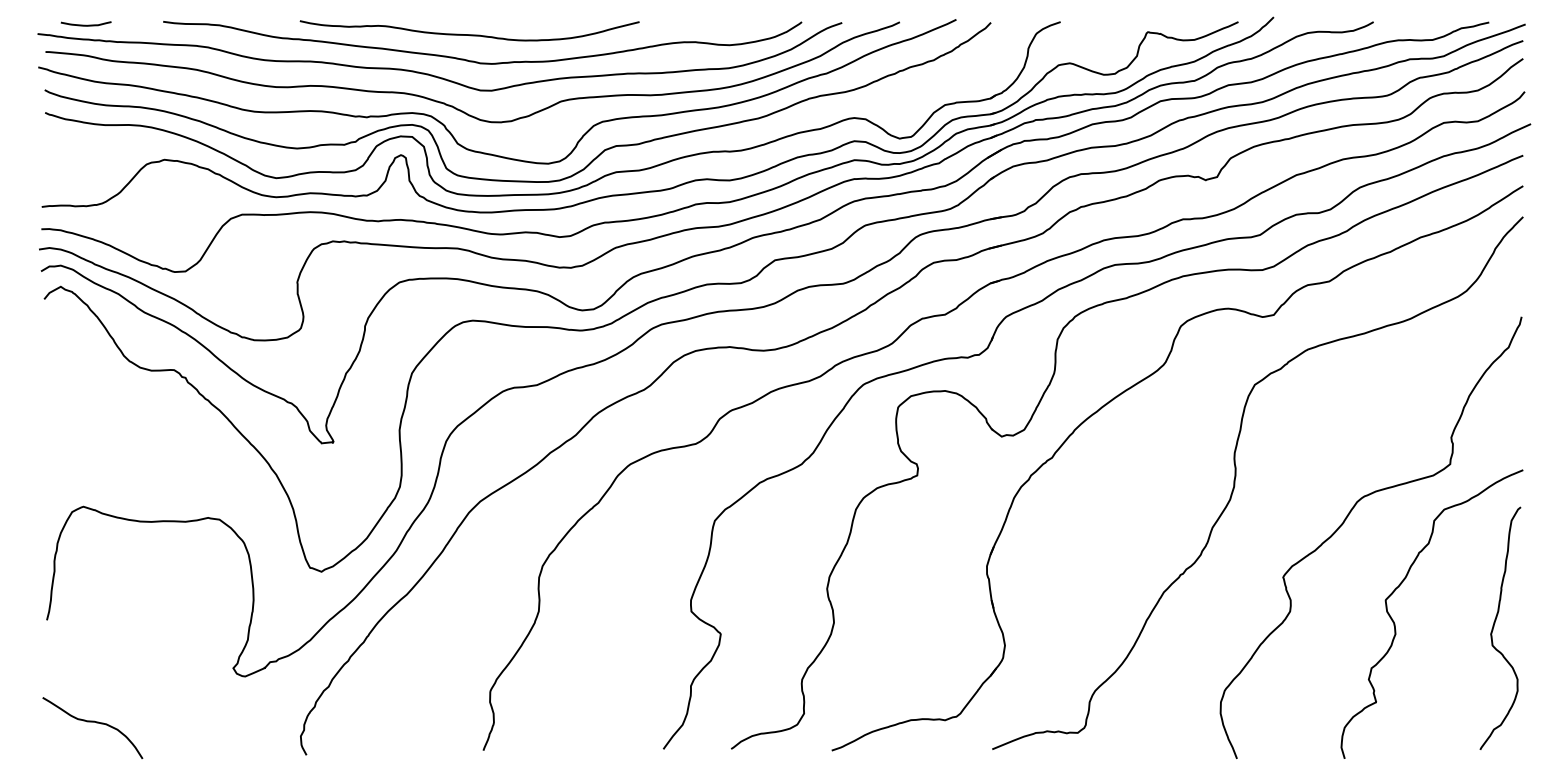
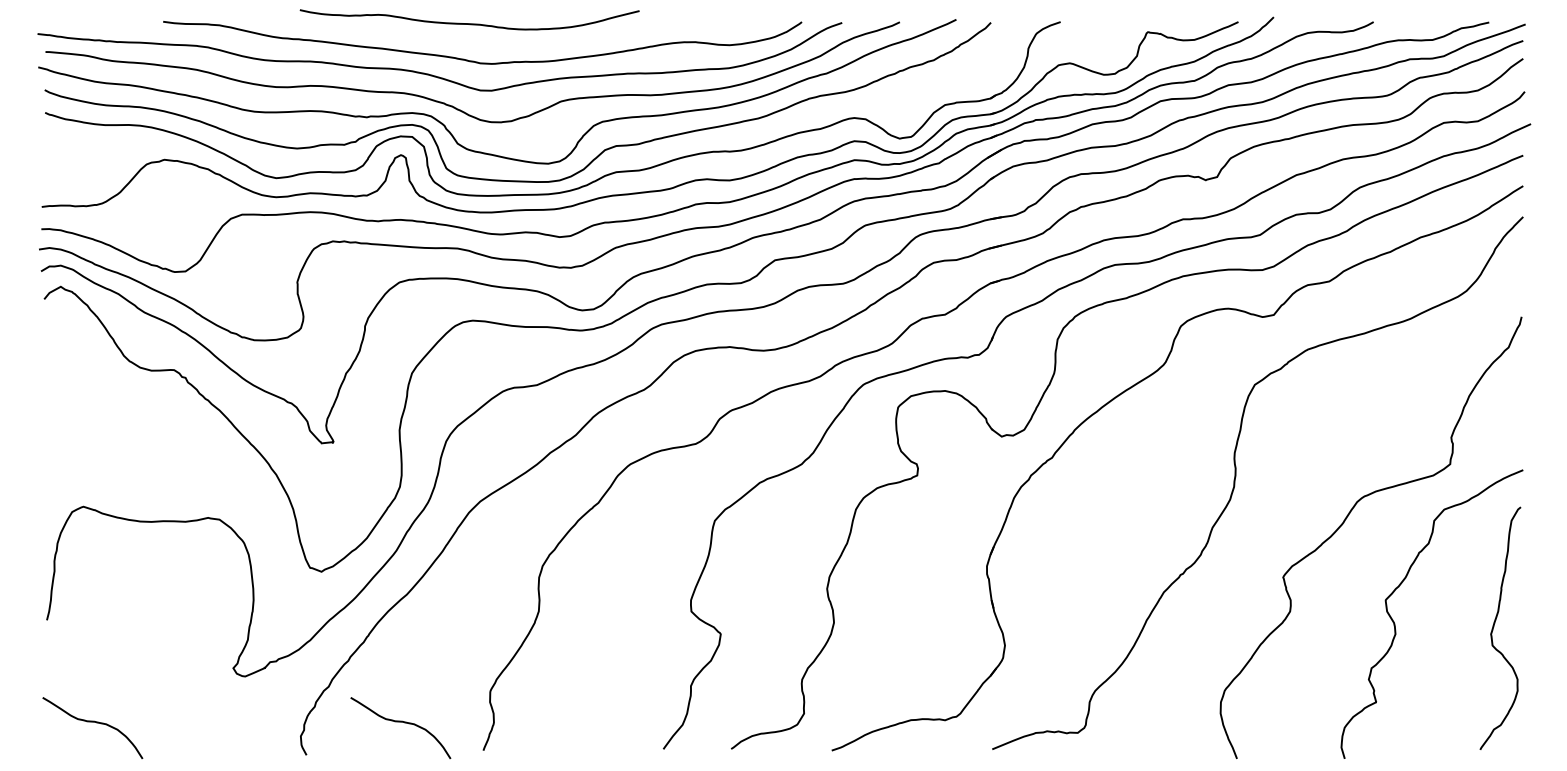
curve: present -> none (85, 24)
curve position: (469, 34) -> (469, 23) (469, 23)
curve: none -> present (400, 722)
